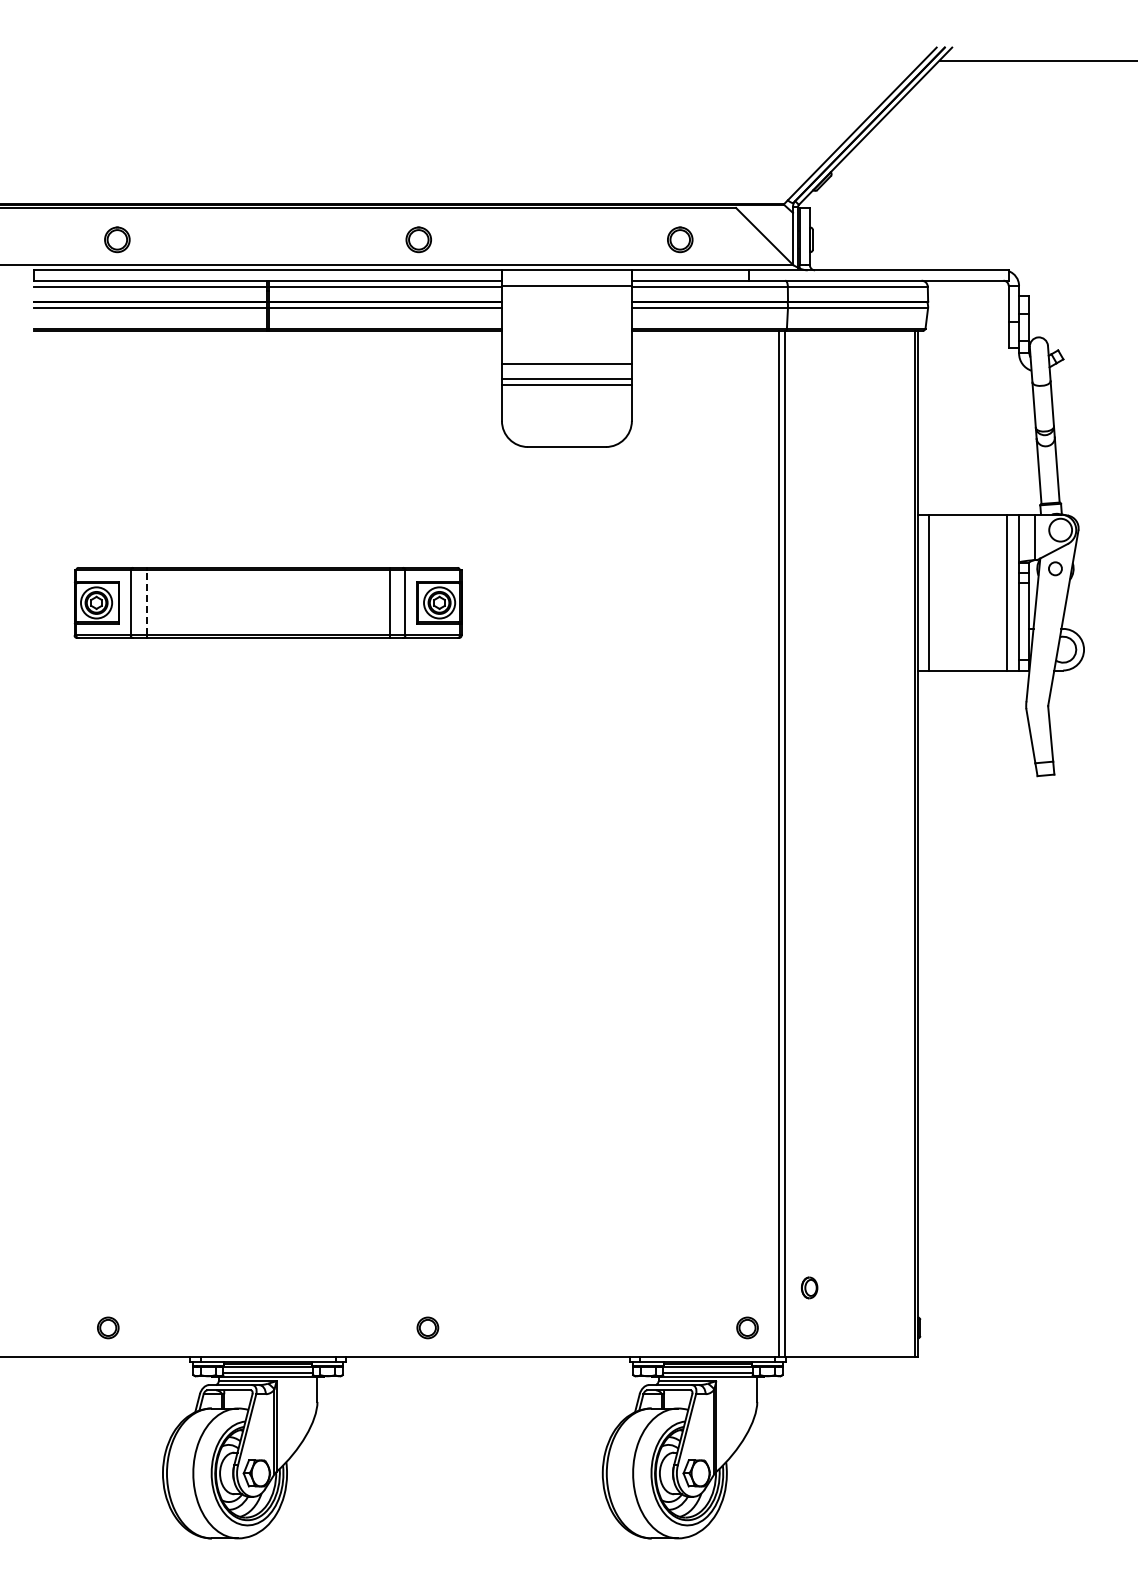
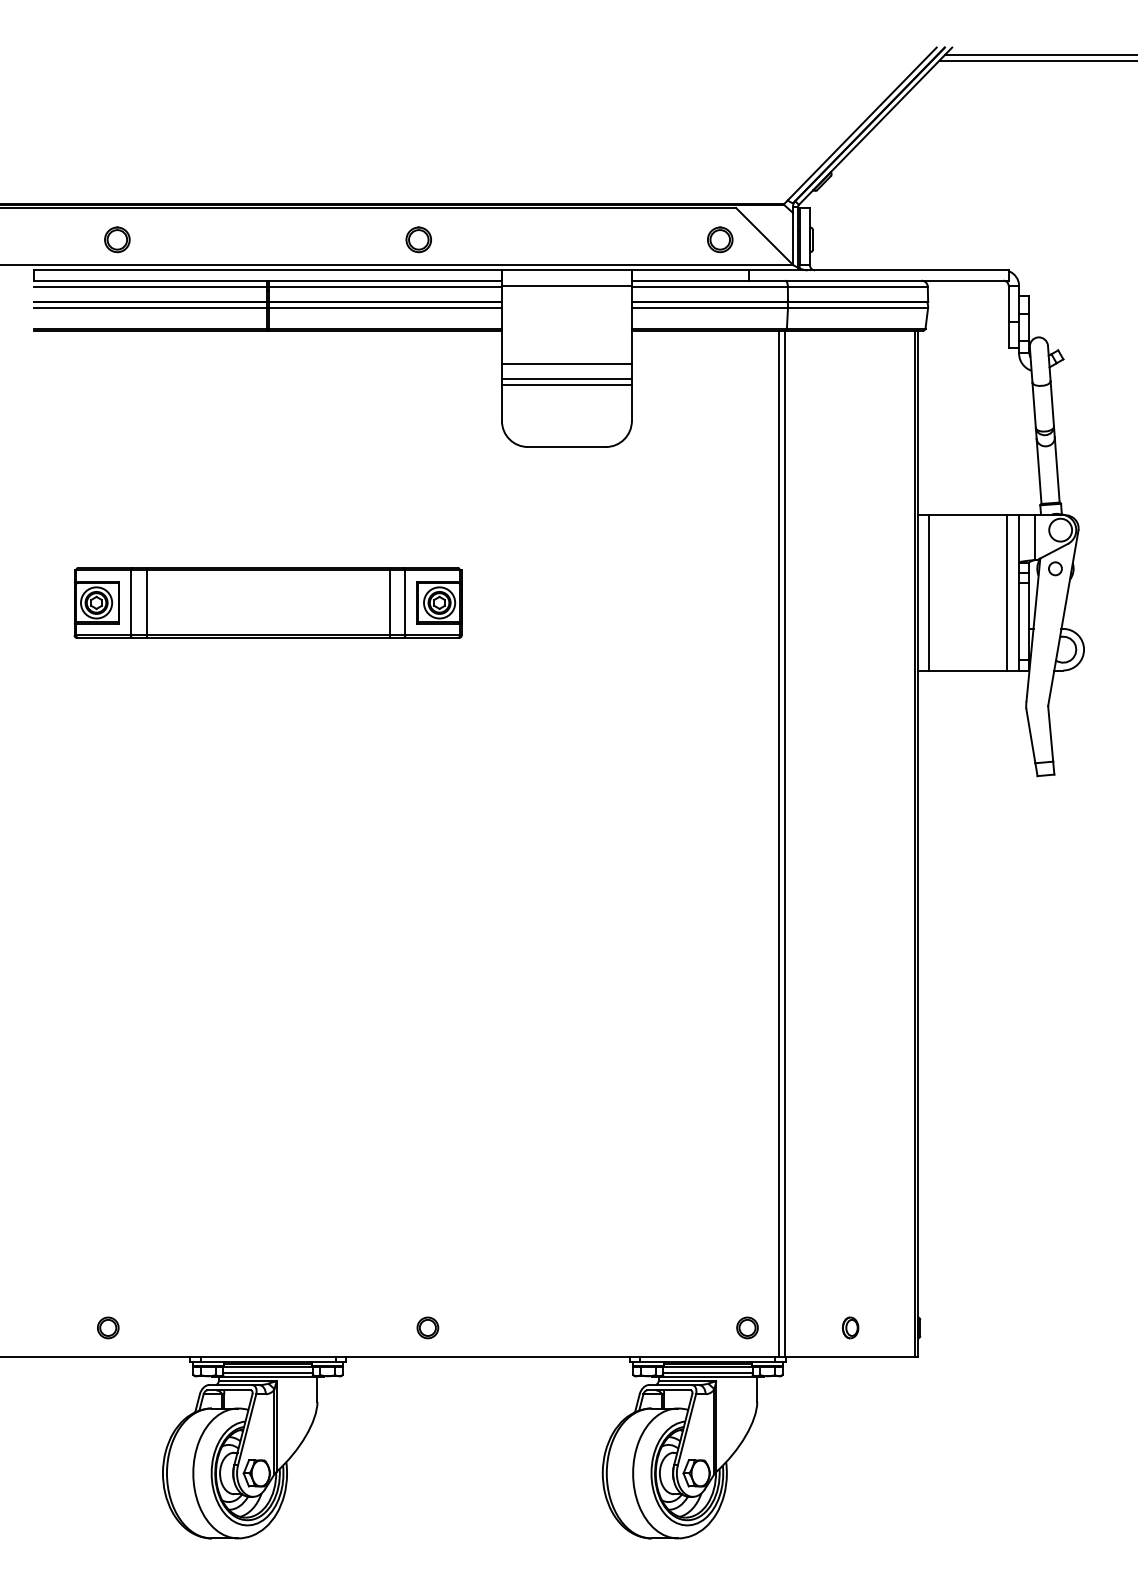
line: none -> present (1039, 55)
part position: (680, 239) -> (720, 239) (720, 239)
line: dashed -> solid (146, 602)
part position: (809, 1287) -> (850, 1327) (850, 1327)
